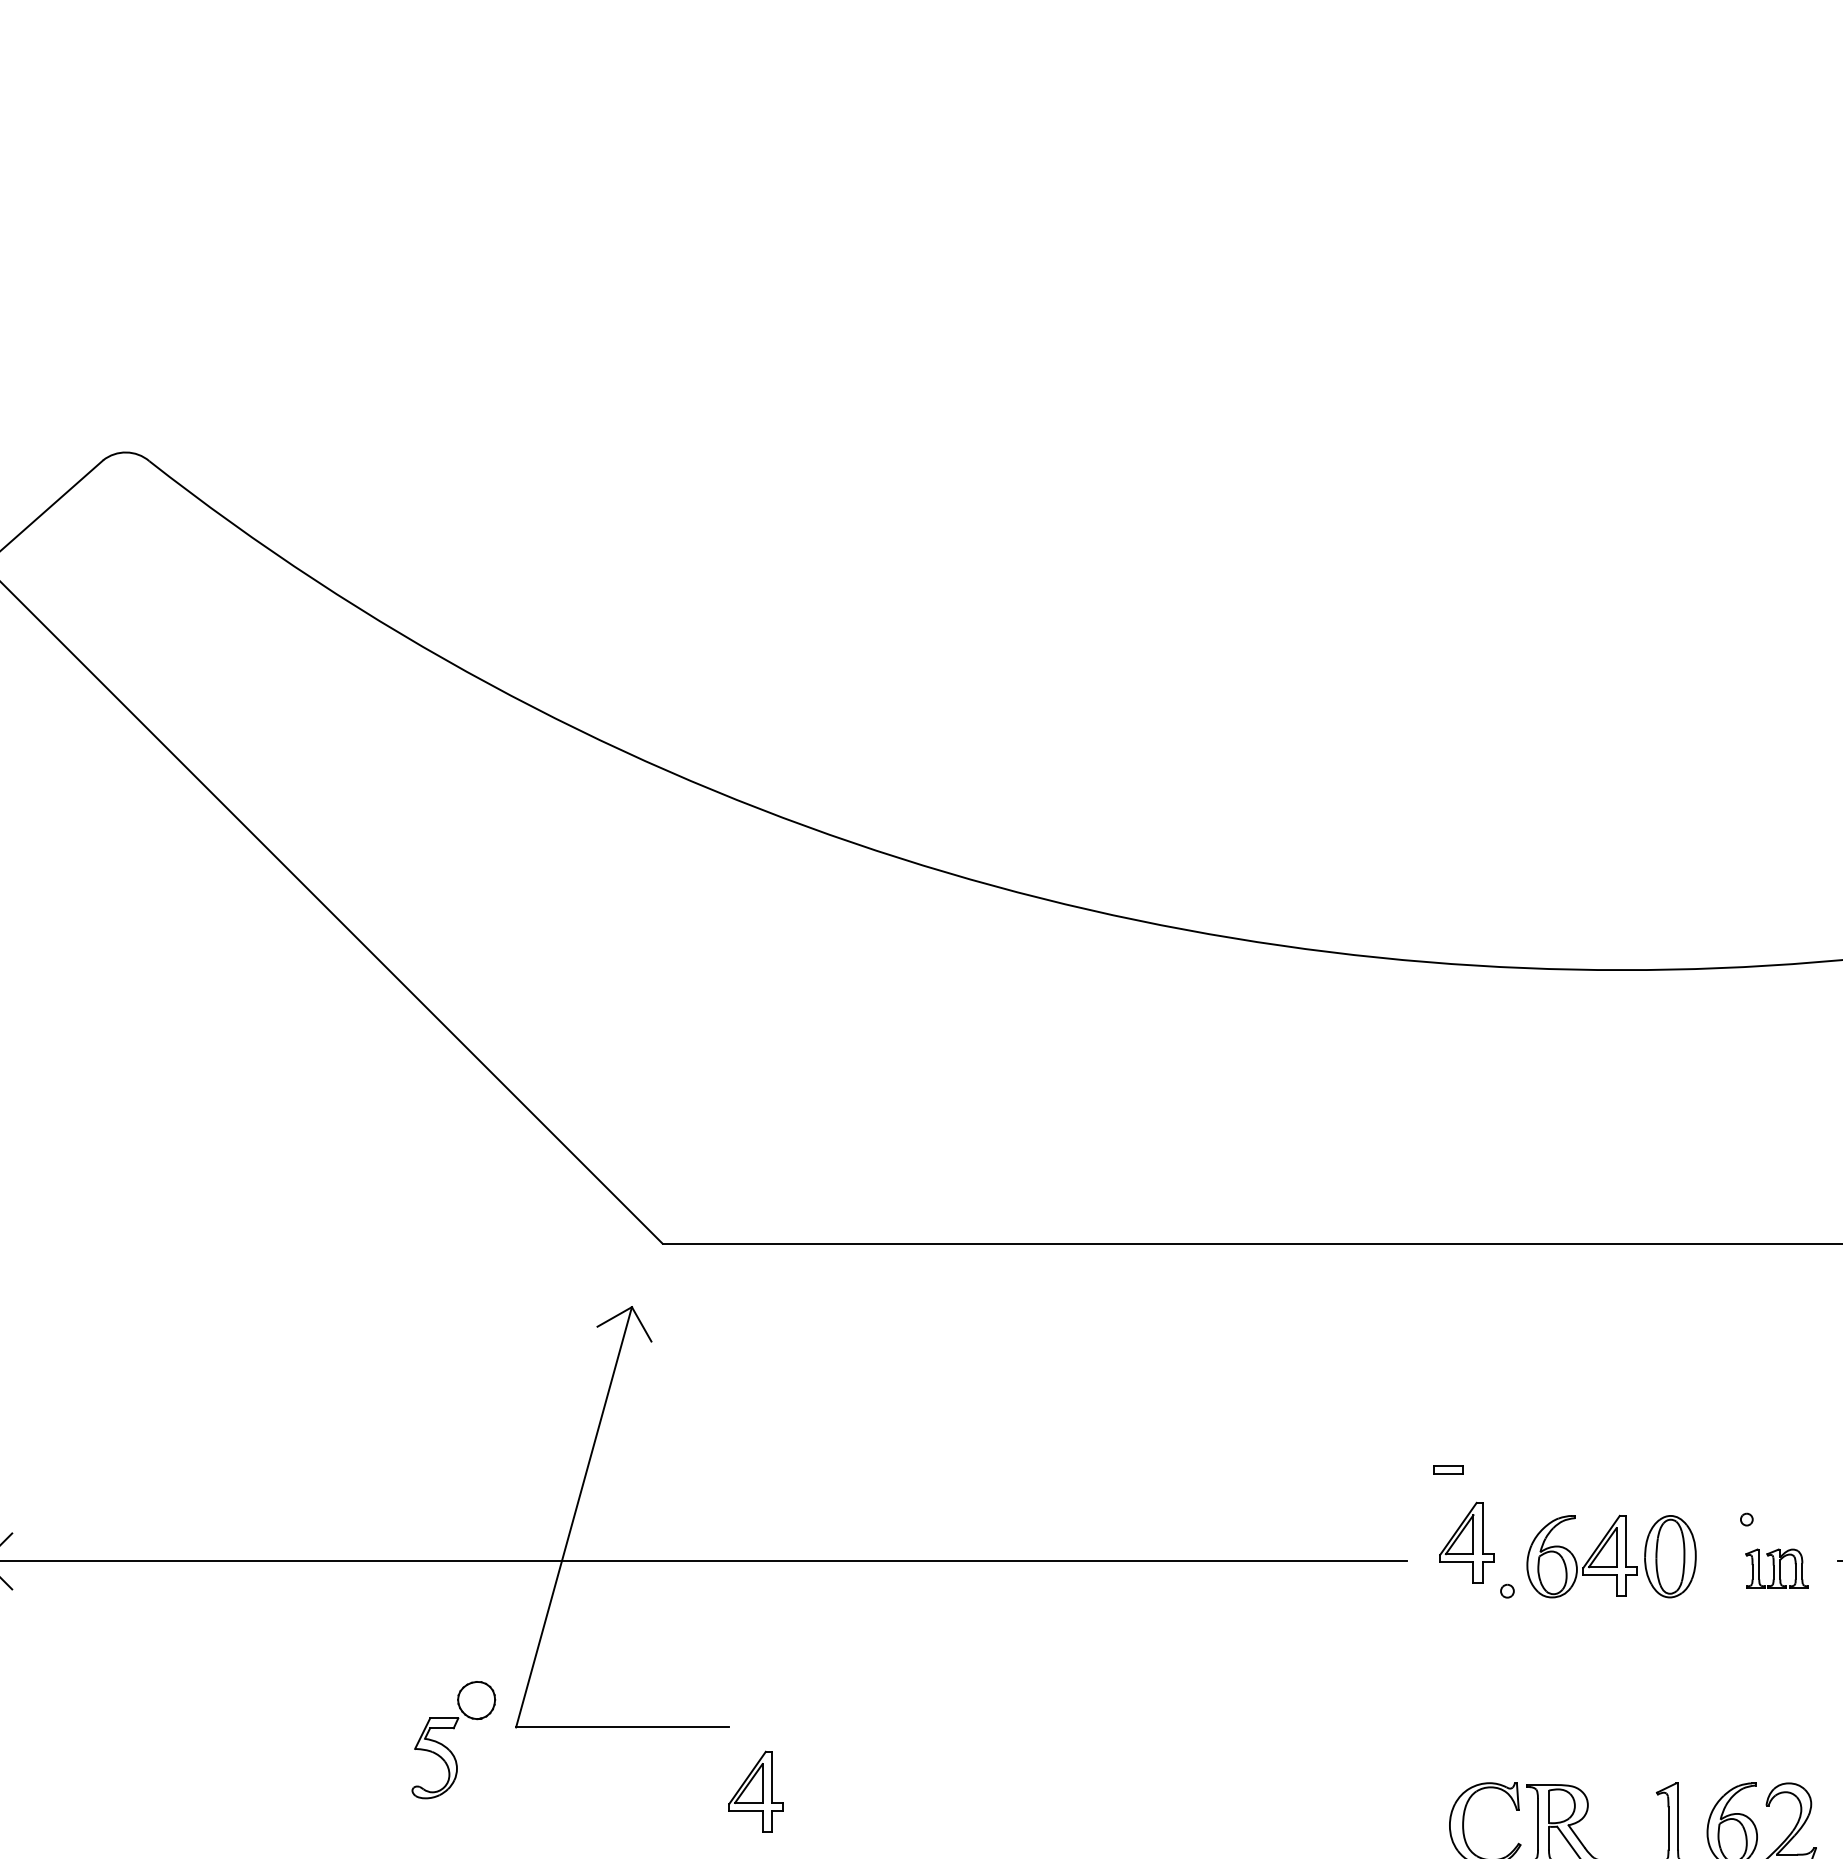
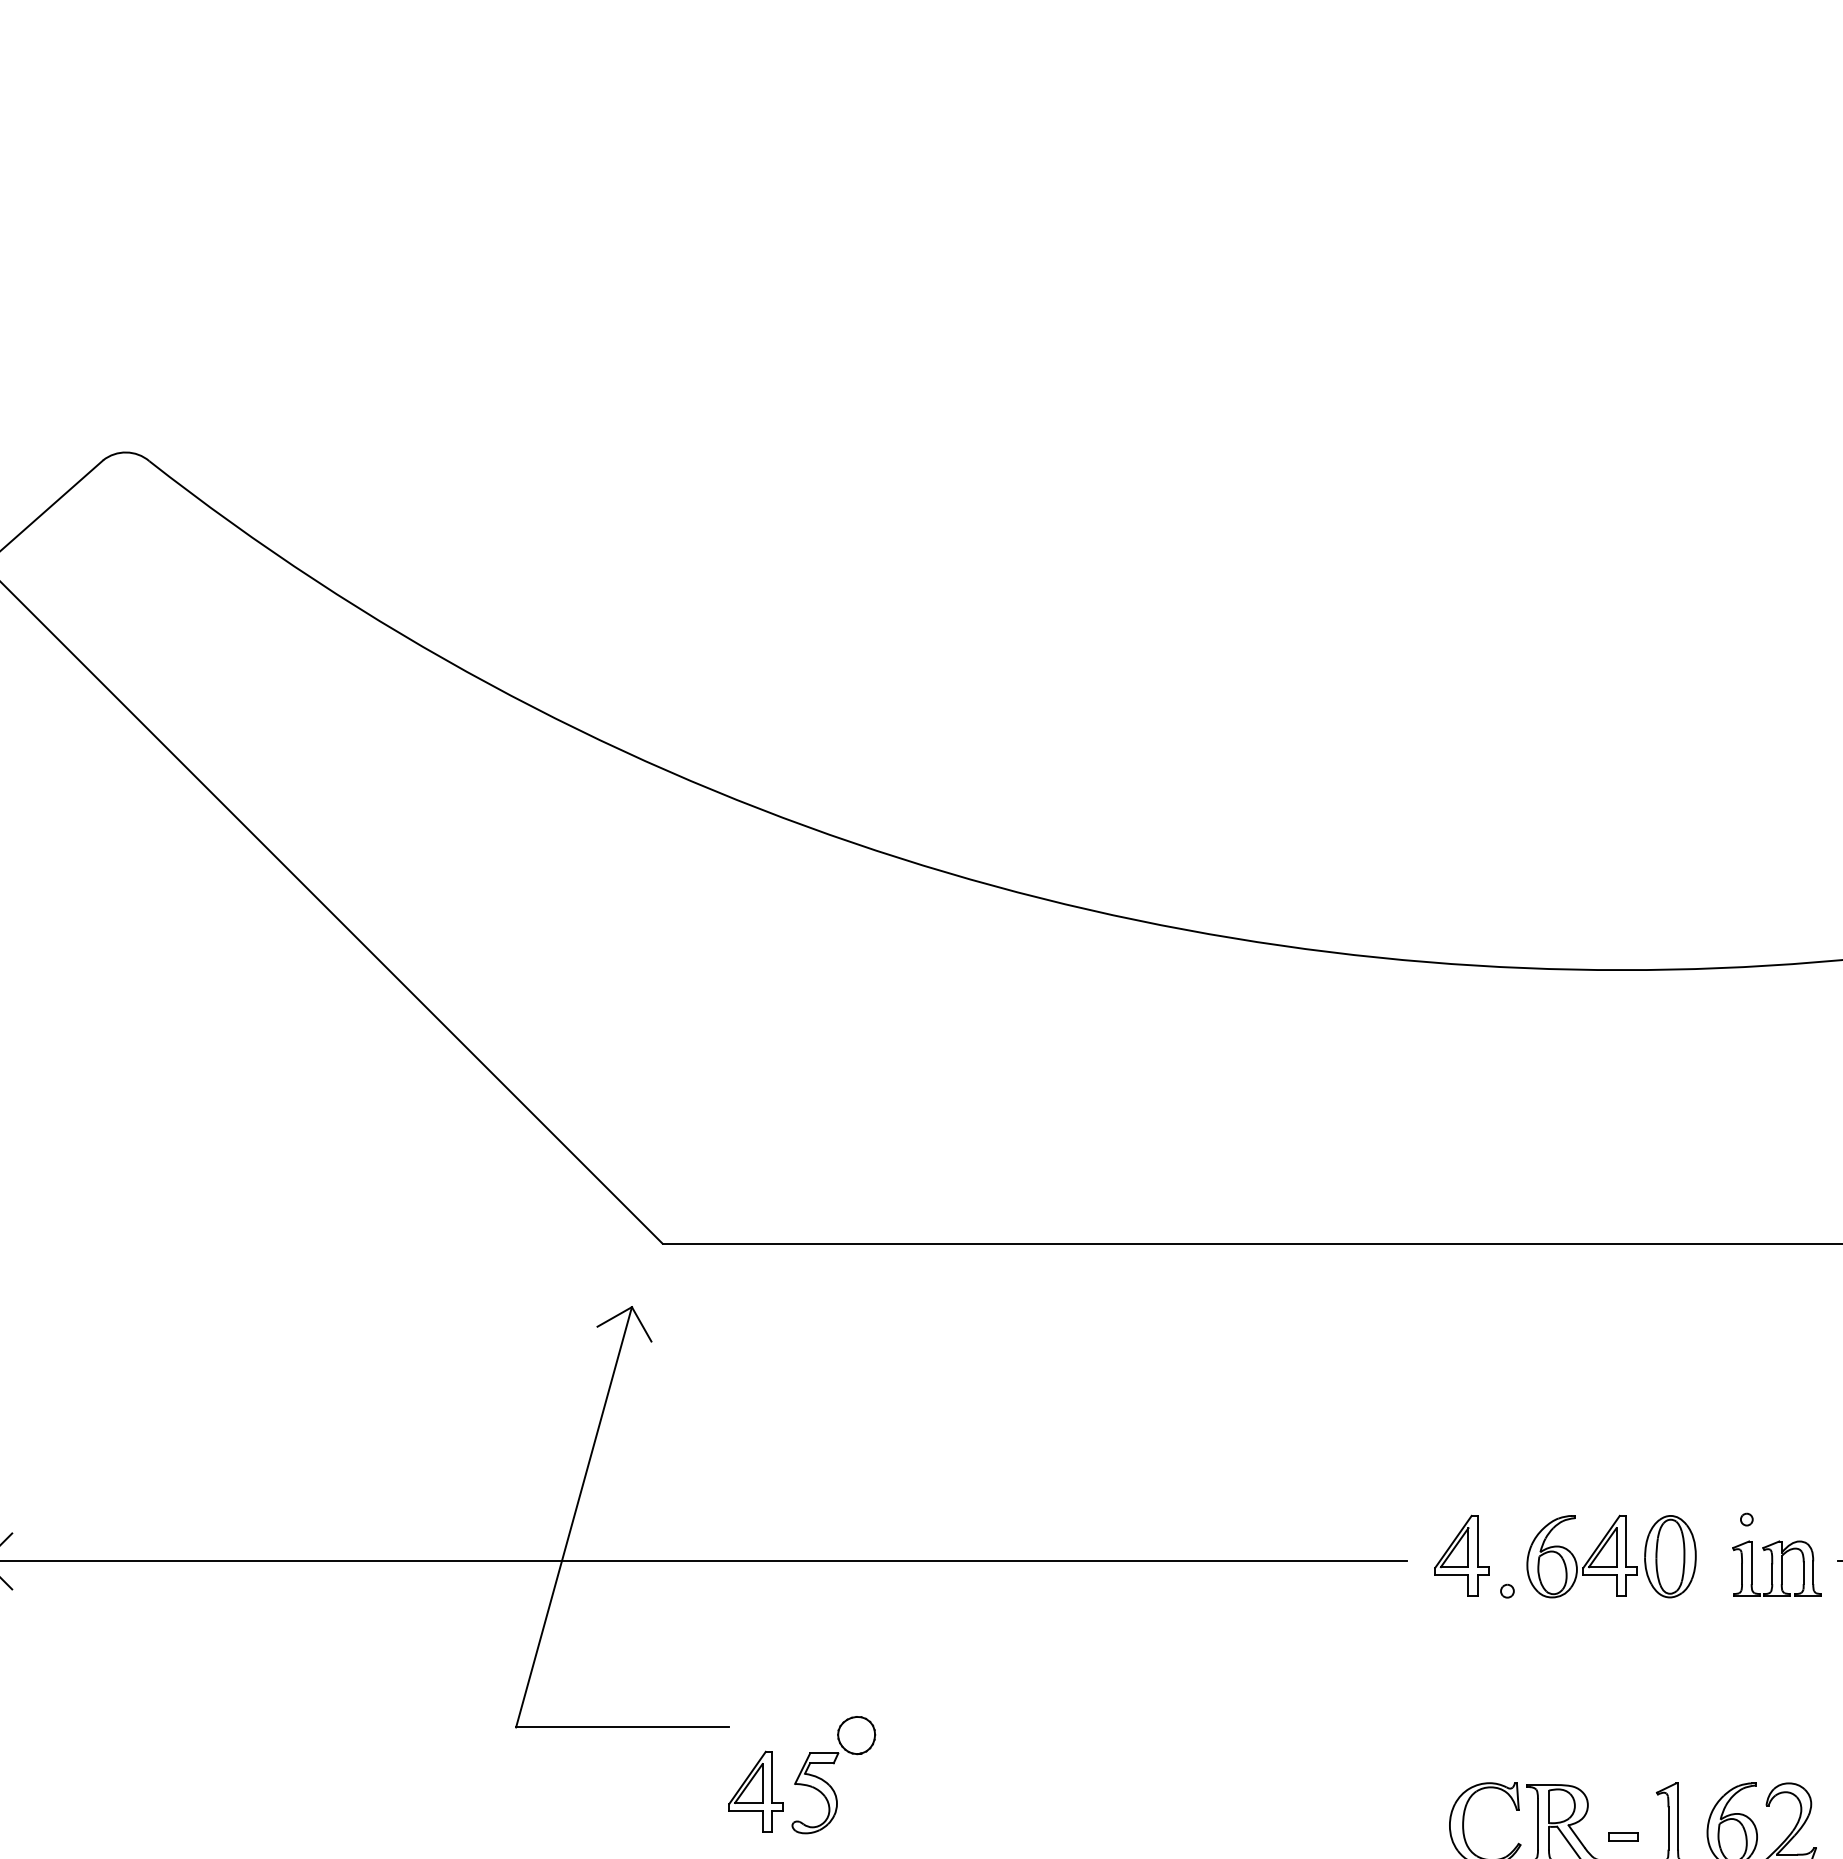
part position: (1448, 1469) -> (1623, 1836) (1623, 1836)
part position: (1466, 1542) -> (1461, 1555) (1461, 1555)
part size: 64x41 px -> 90x57 px (1776, 1568)
part position: (446, 1746) -> (826, 1781) (826, 1781)
